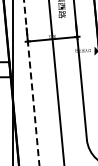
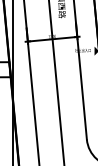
line: dashed -> solid (31, 82)
